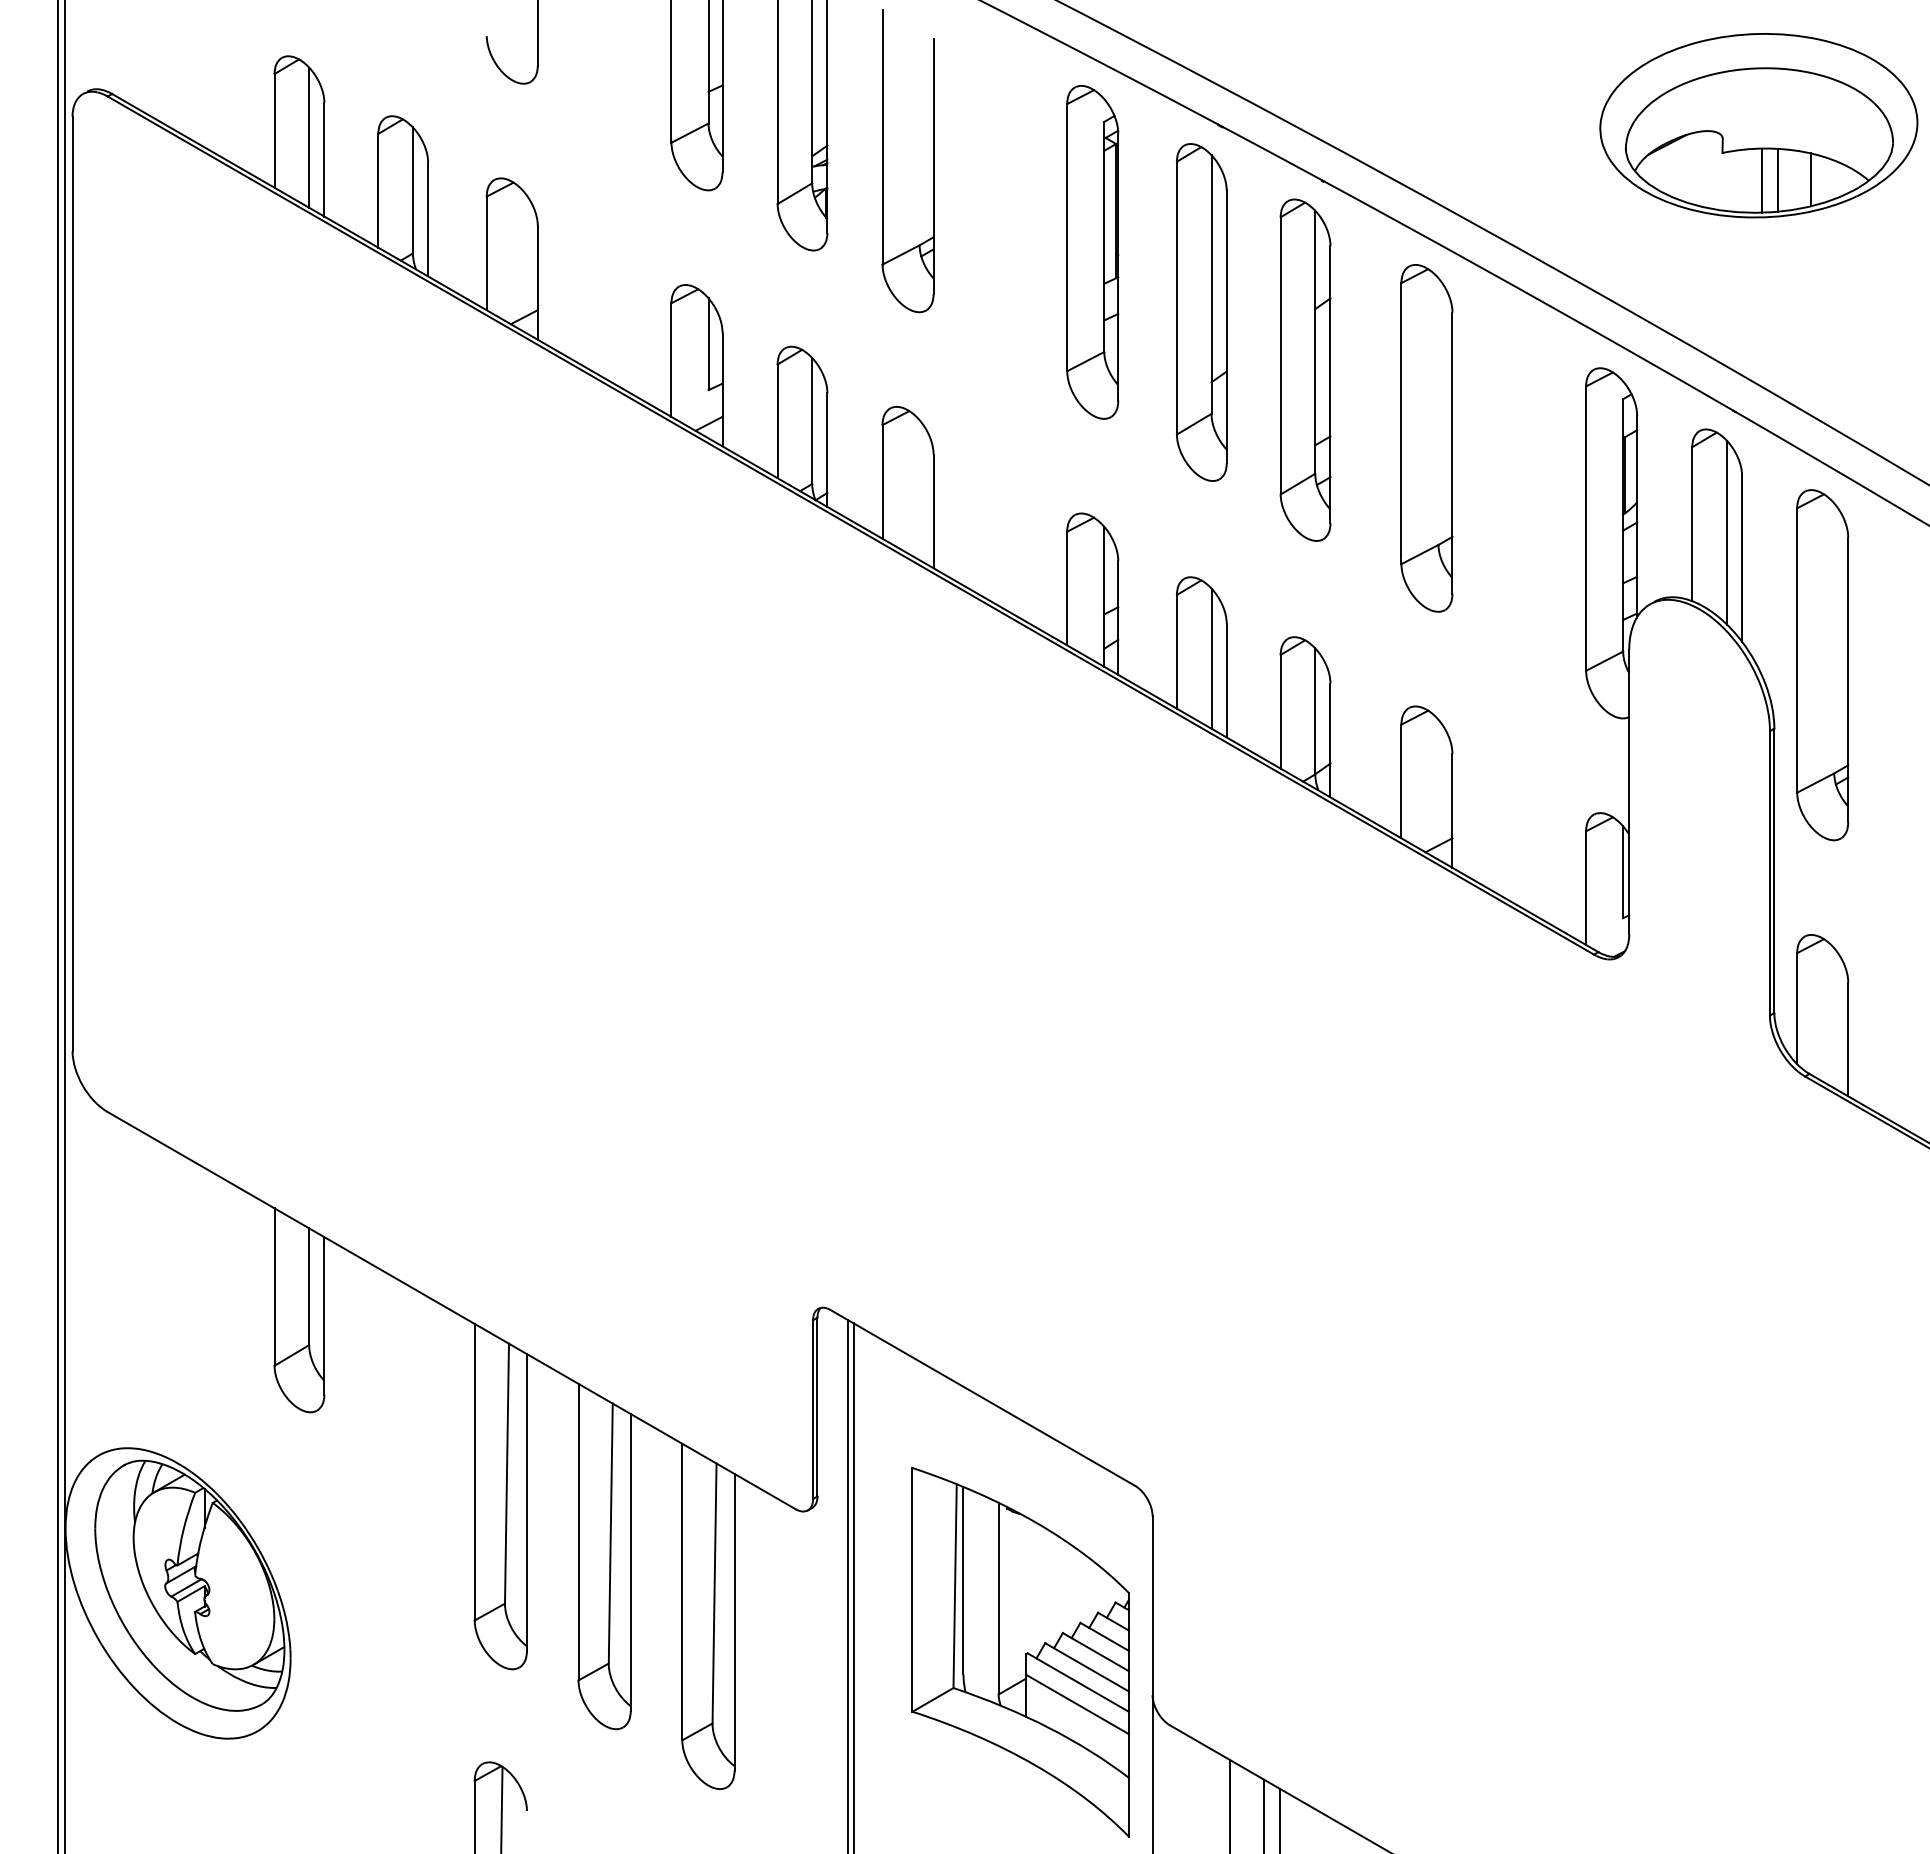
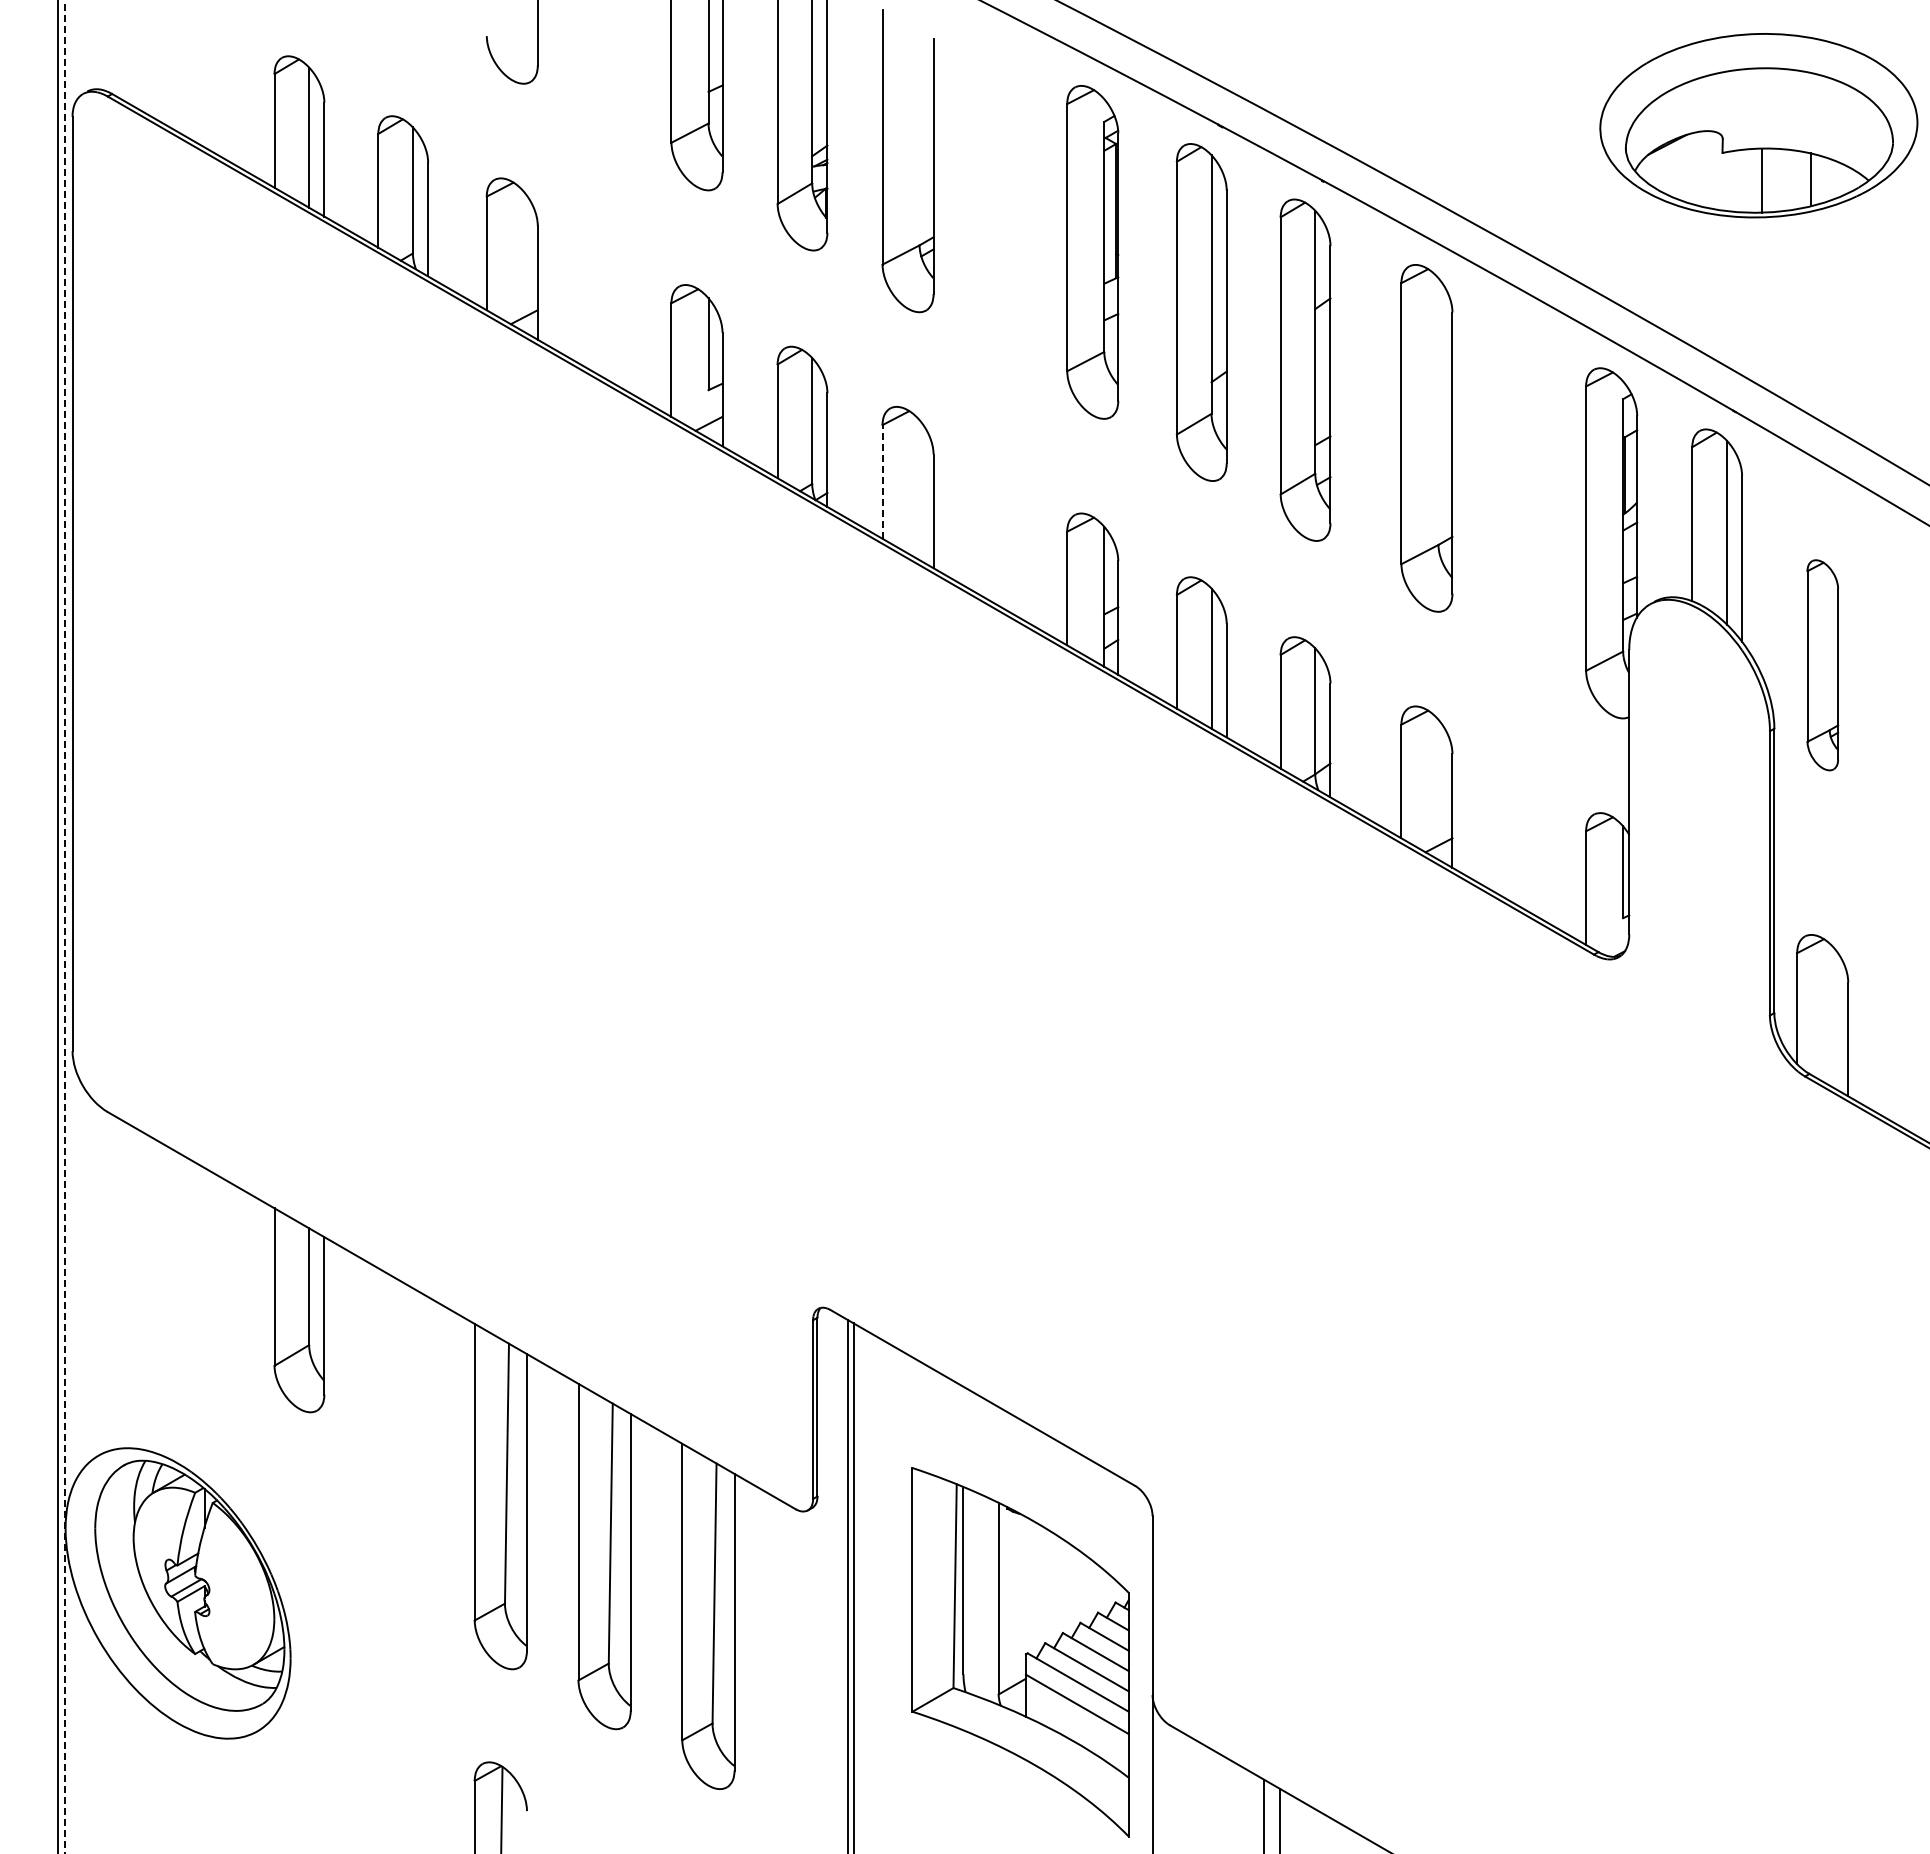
line: present -> none (1777, 179)
line: solid -> dashed (882, 481)
part size: 54x353 px -> 34x213 px (1822, 665)
line: solid -> dashed (65, 927)
line: present -> none (1229, 1804)
